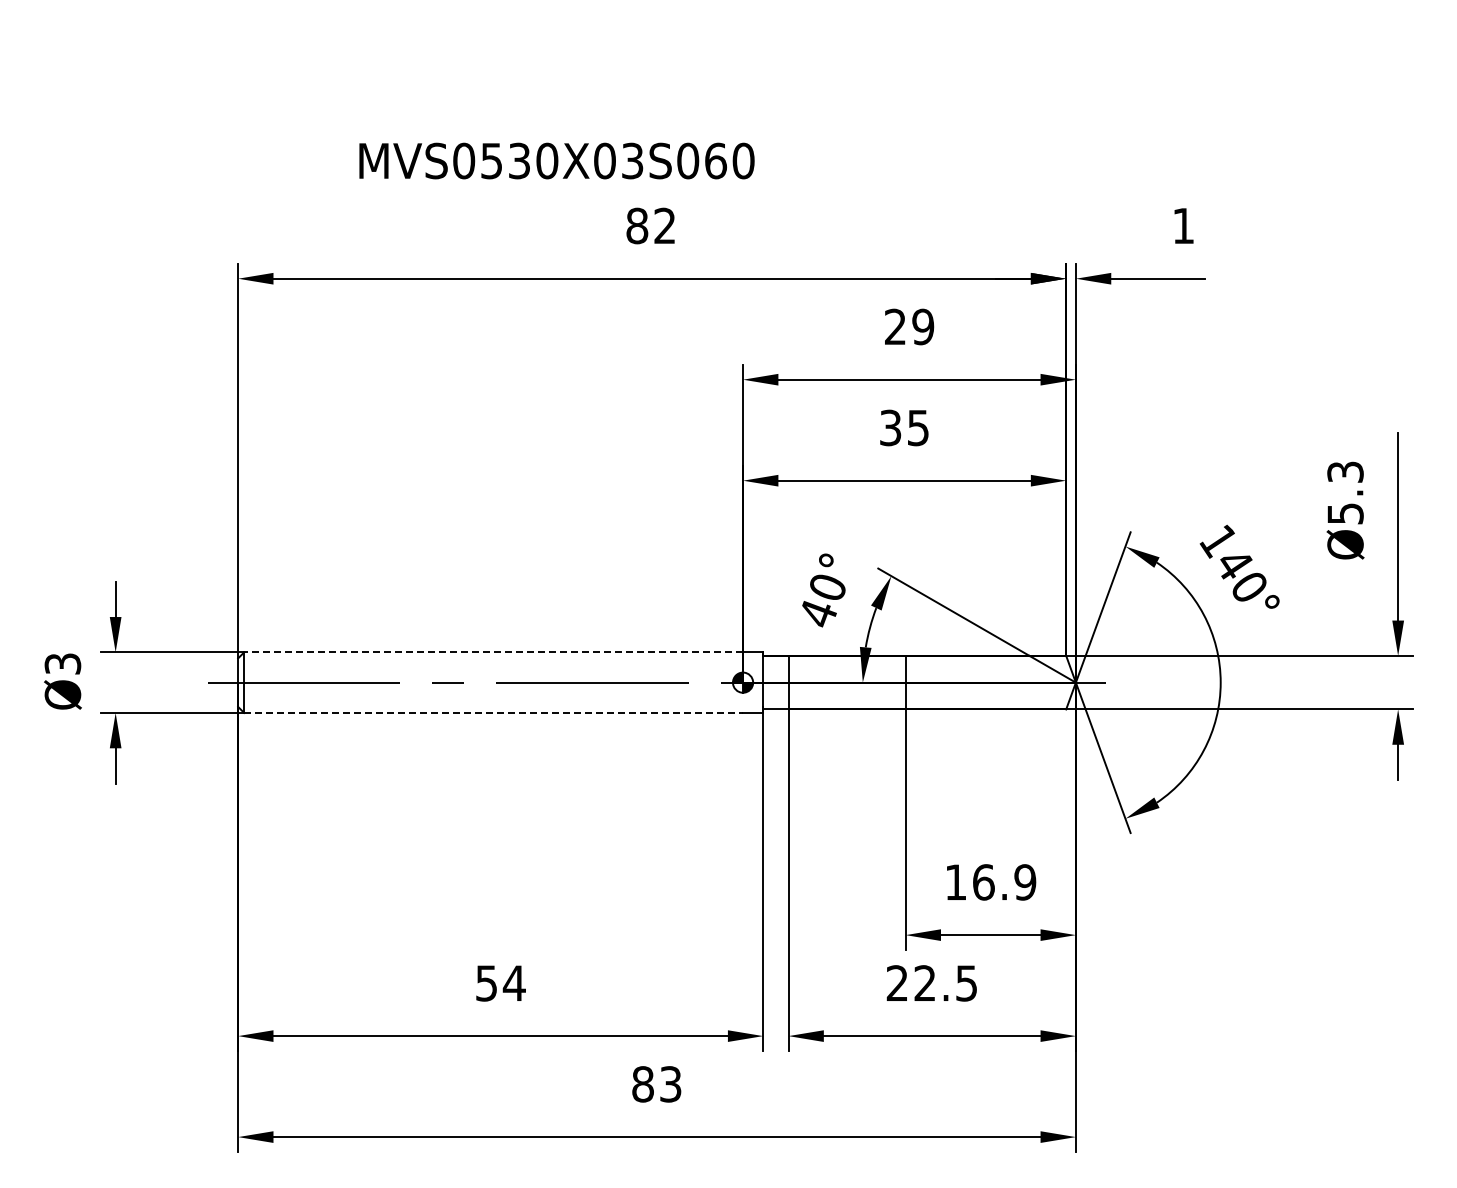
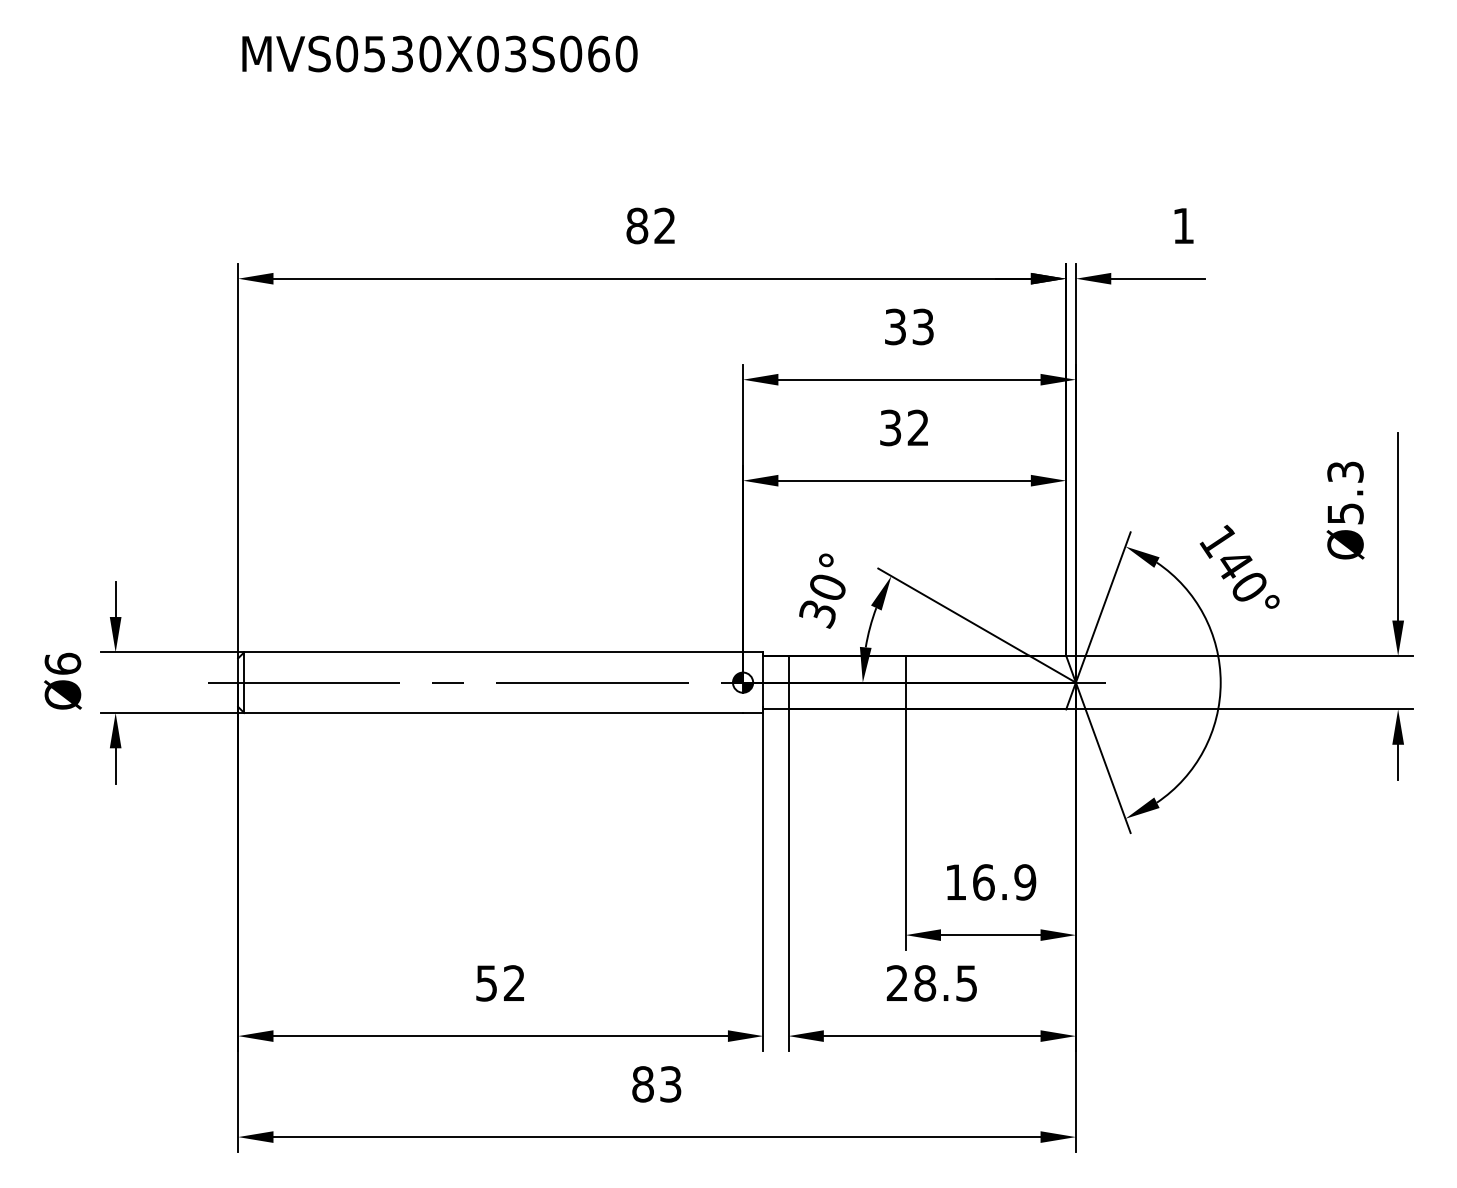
text position: (556, 160) -> (439, 53) (439, 53)
text: 29 -> 33 (909, 326)
text: 35 -> 32 (917, 427)
text: 40° -> 30° (817, 614)
line: dashed -> solid (493, 652)
text: Ø3 -> Ø6 (62, 663)
line: dashed -> solid (494, 712)
text: 54 -> 52 (513, 982)
text: 22.5 -> 28.5 (925, 983)
